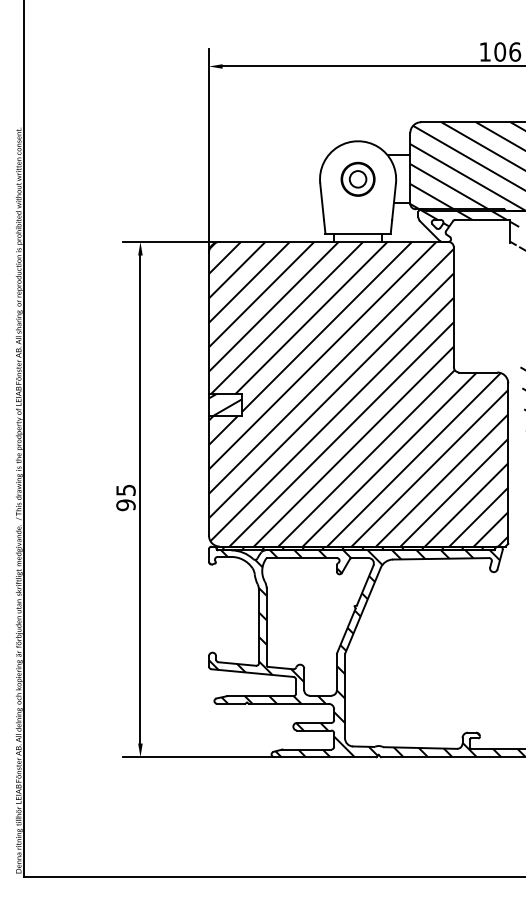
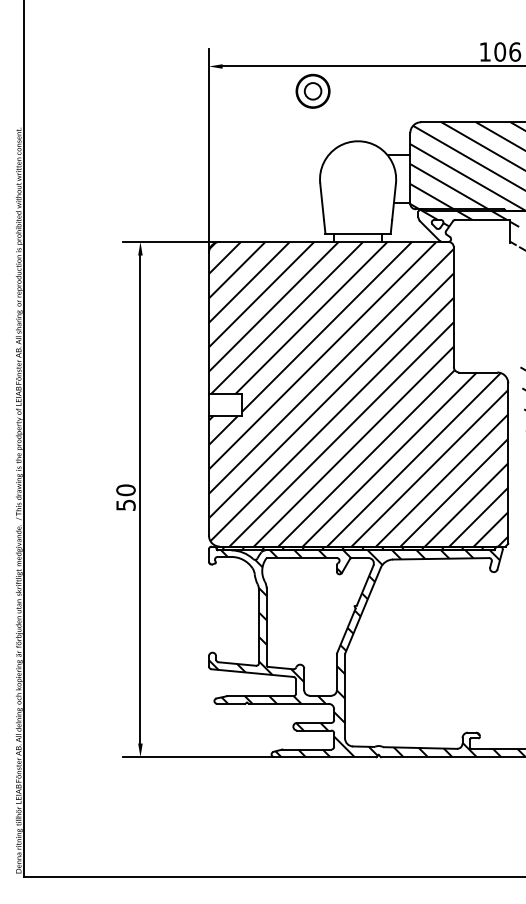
part position: (357, 178) -> (312, 90) (312, 90)
hatch: present -> none (225, 405)
text: 95 -> 50 (125, 497)
